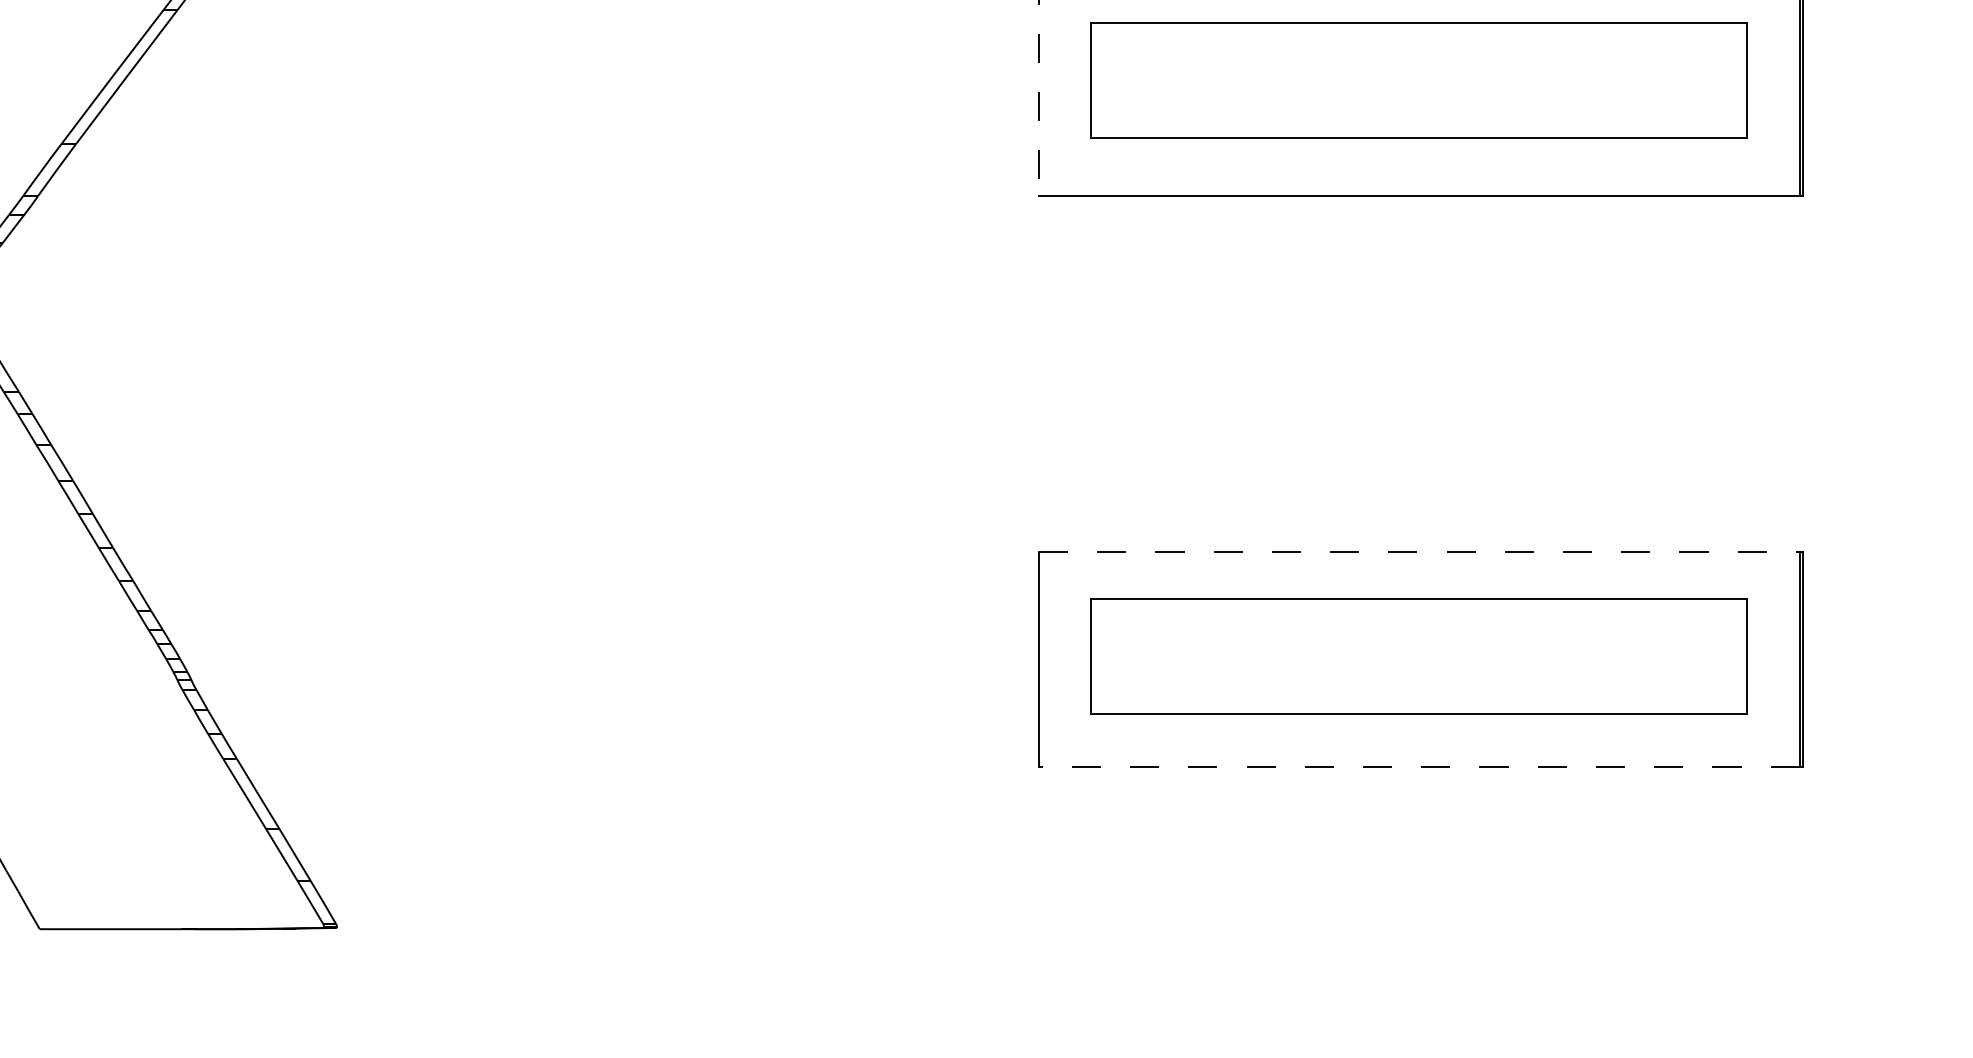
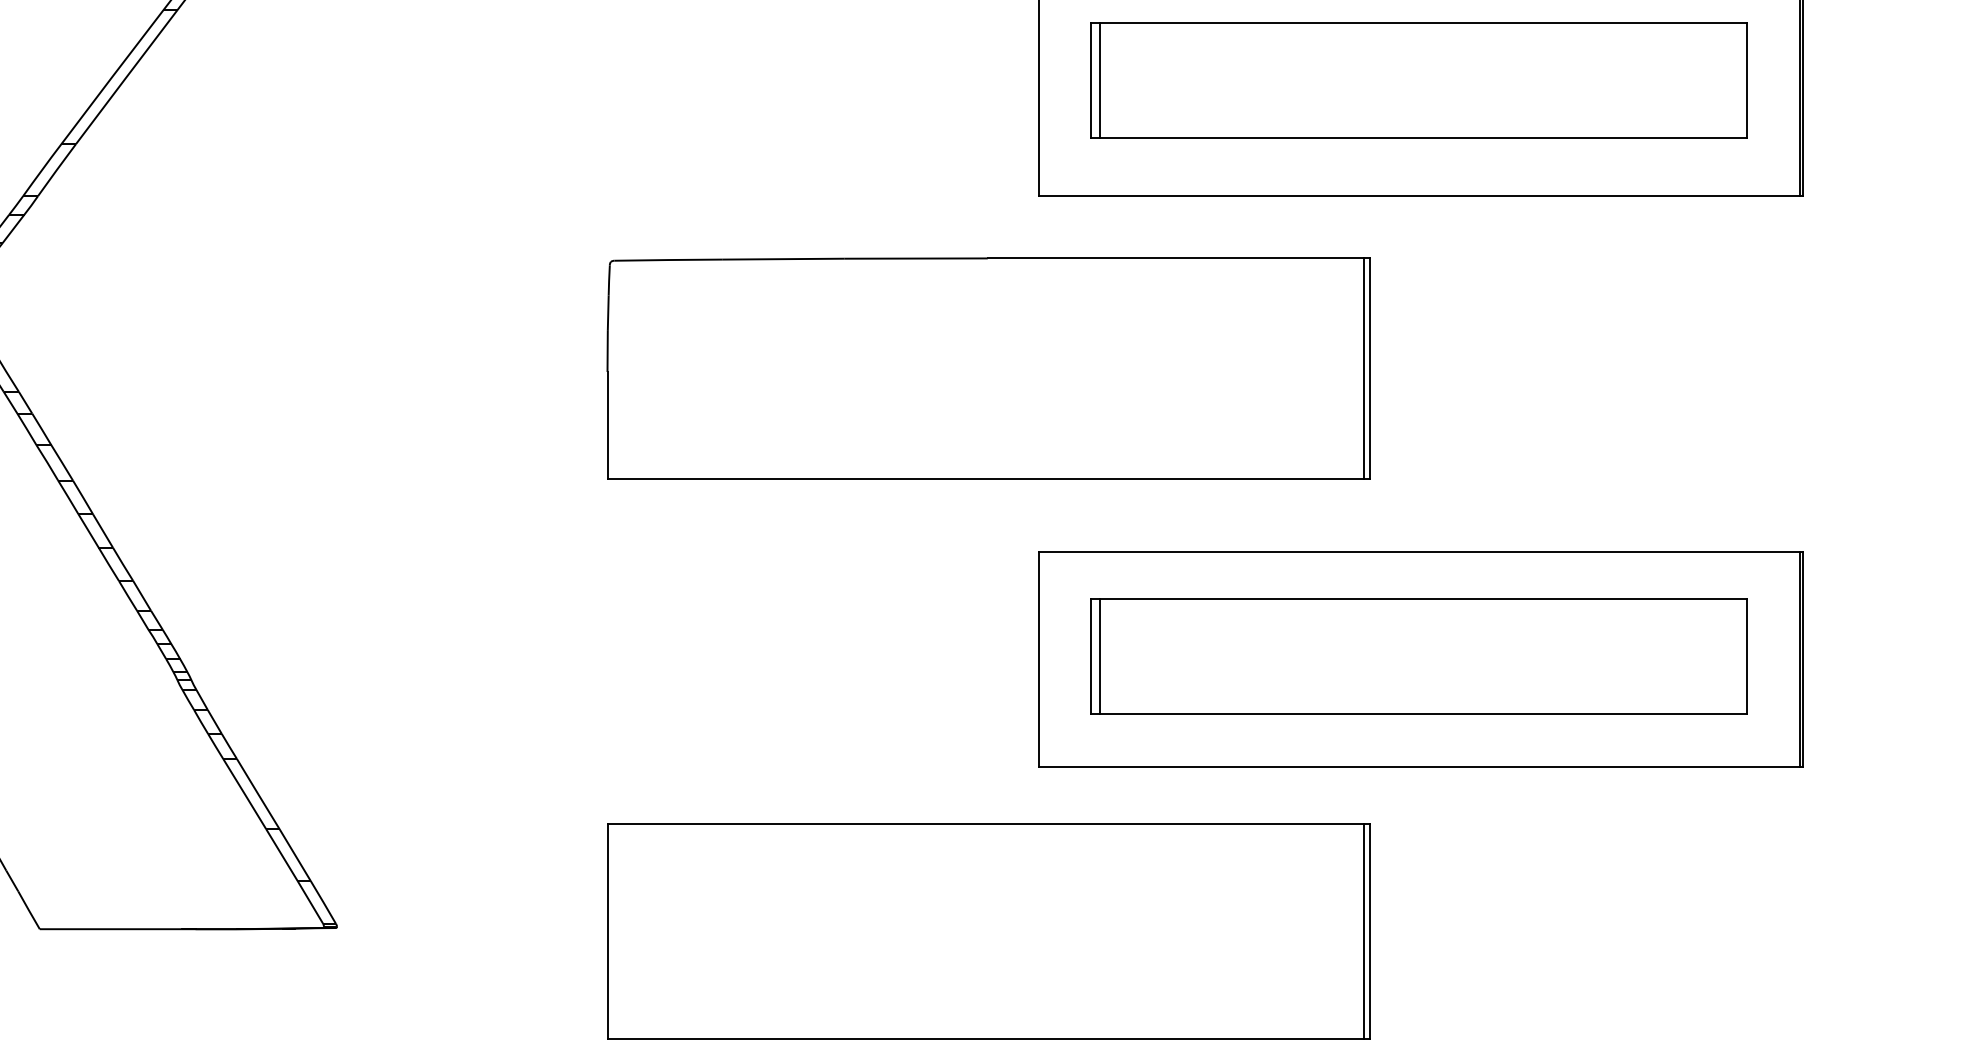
line: none -> present (1099, 79)
line: dashed -> solid (1038, 97)
part: none -> present (988, 368)
line: dashed -> solid (1419, 551)
line: none -> present (1099, 656)
line: dashed -> solid (1418, 766)
part: none -> present (988, 931)
